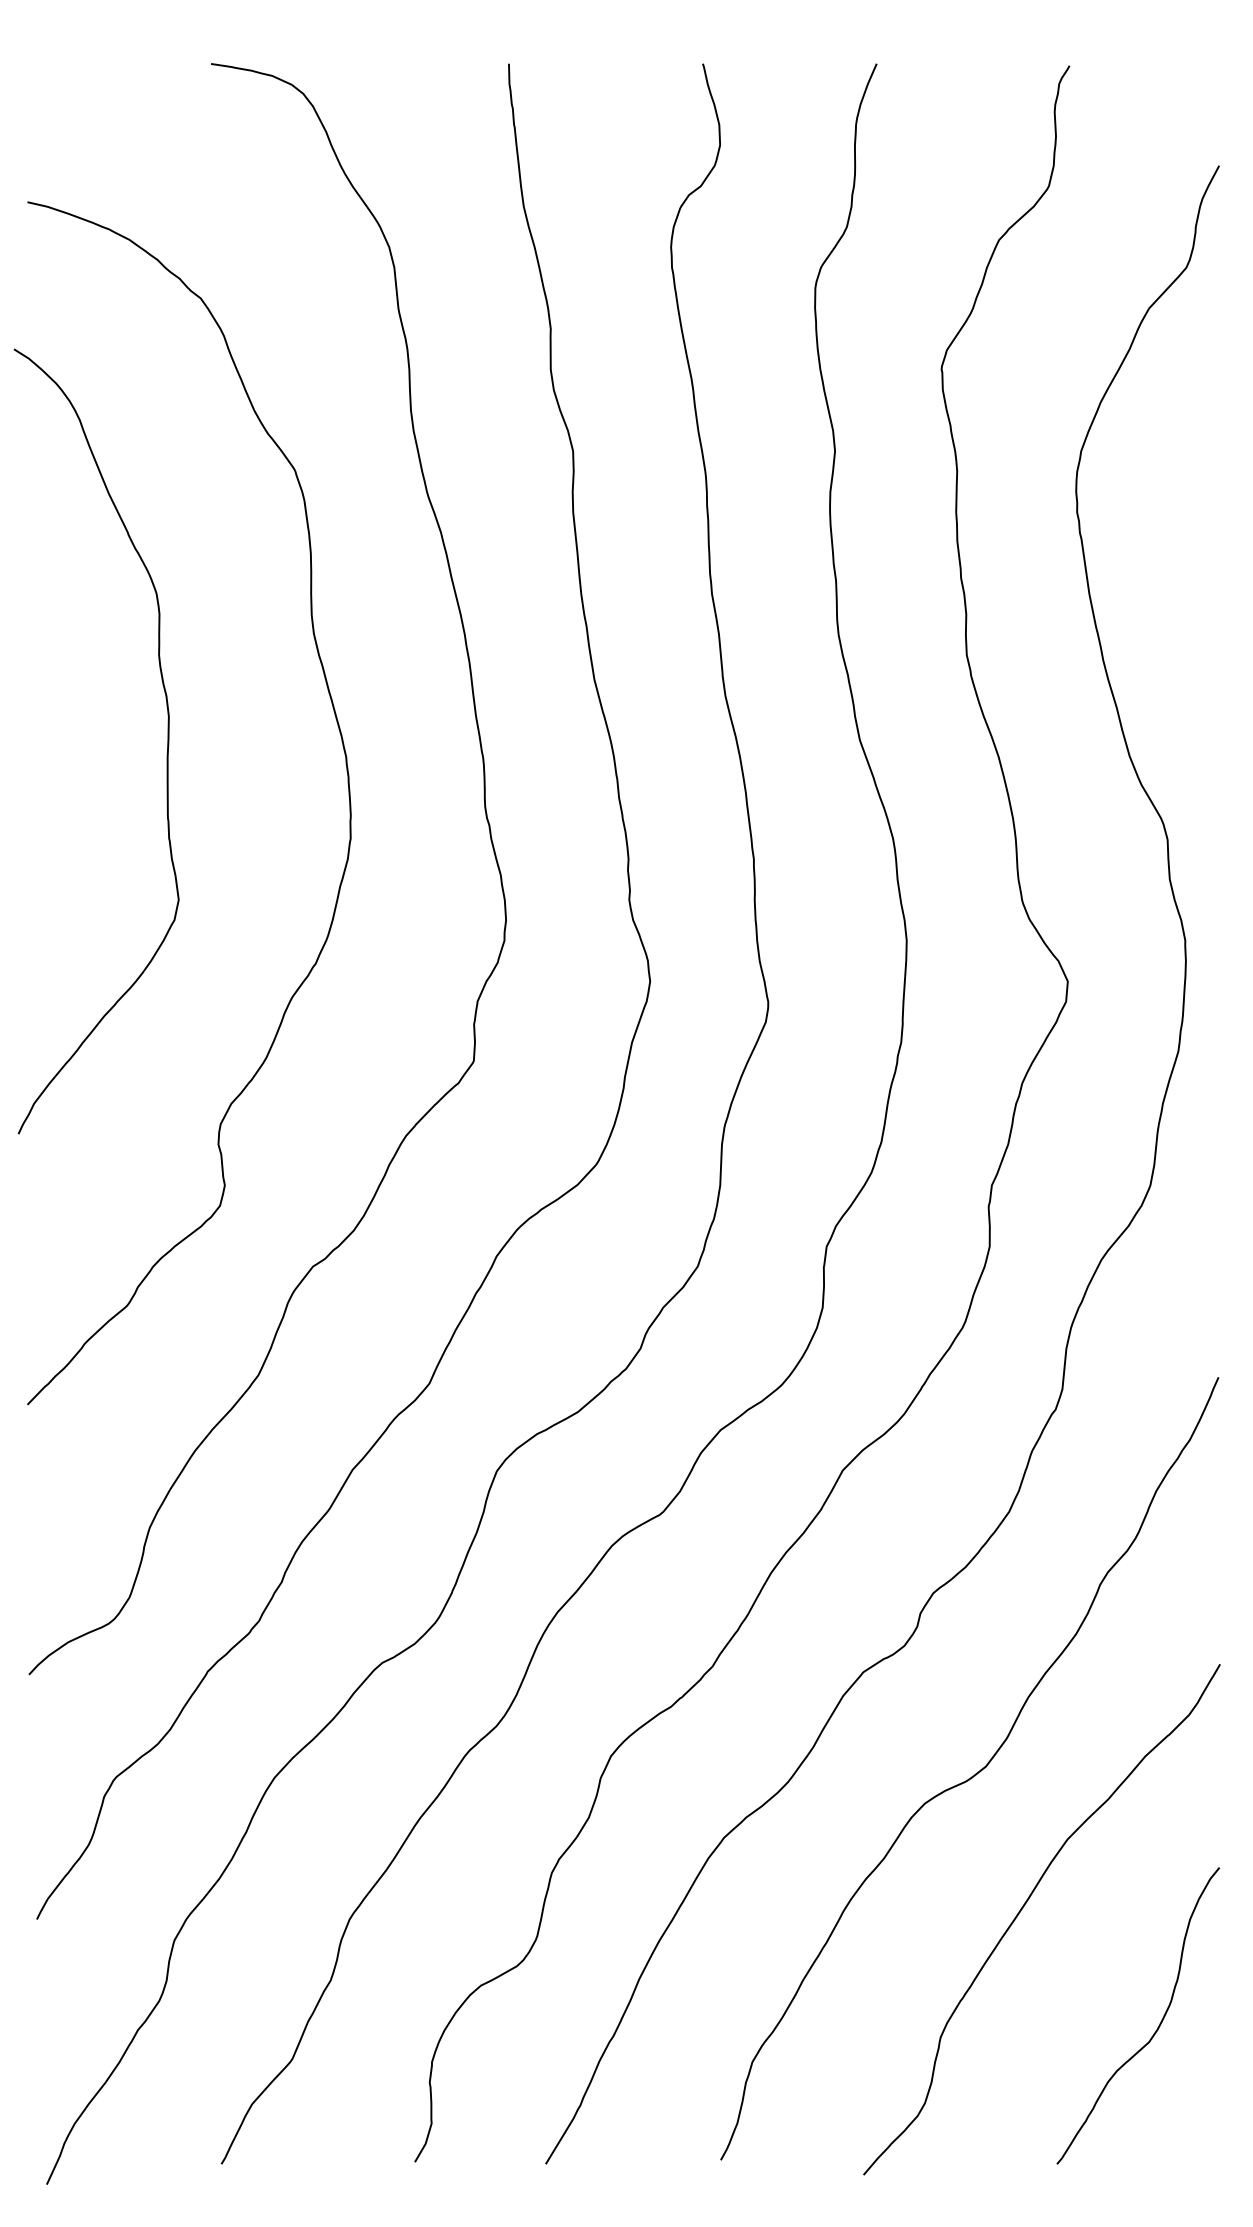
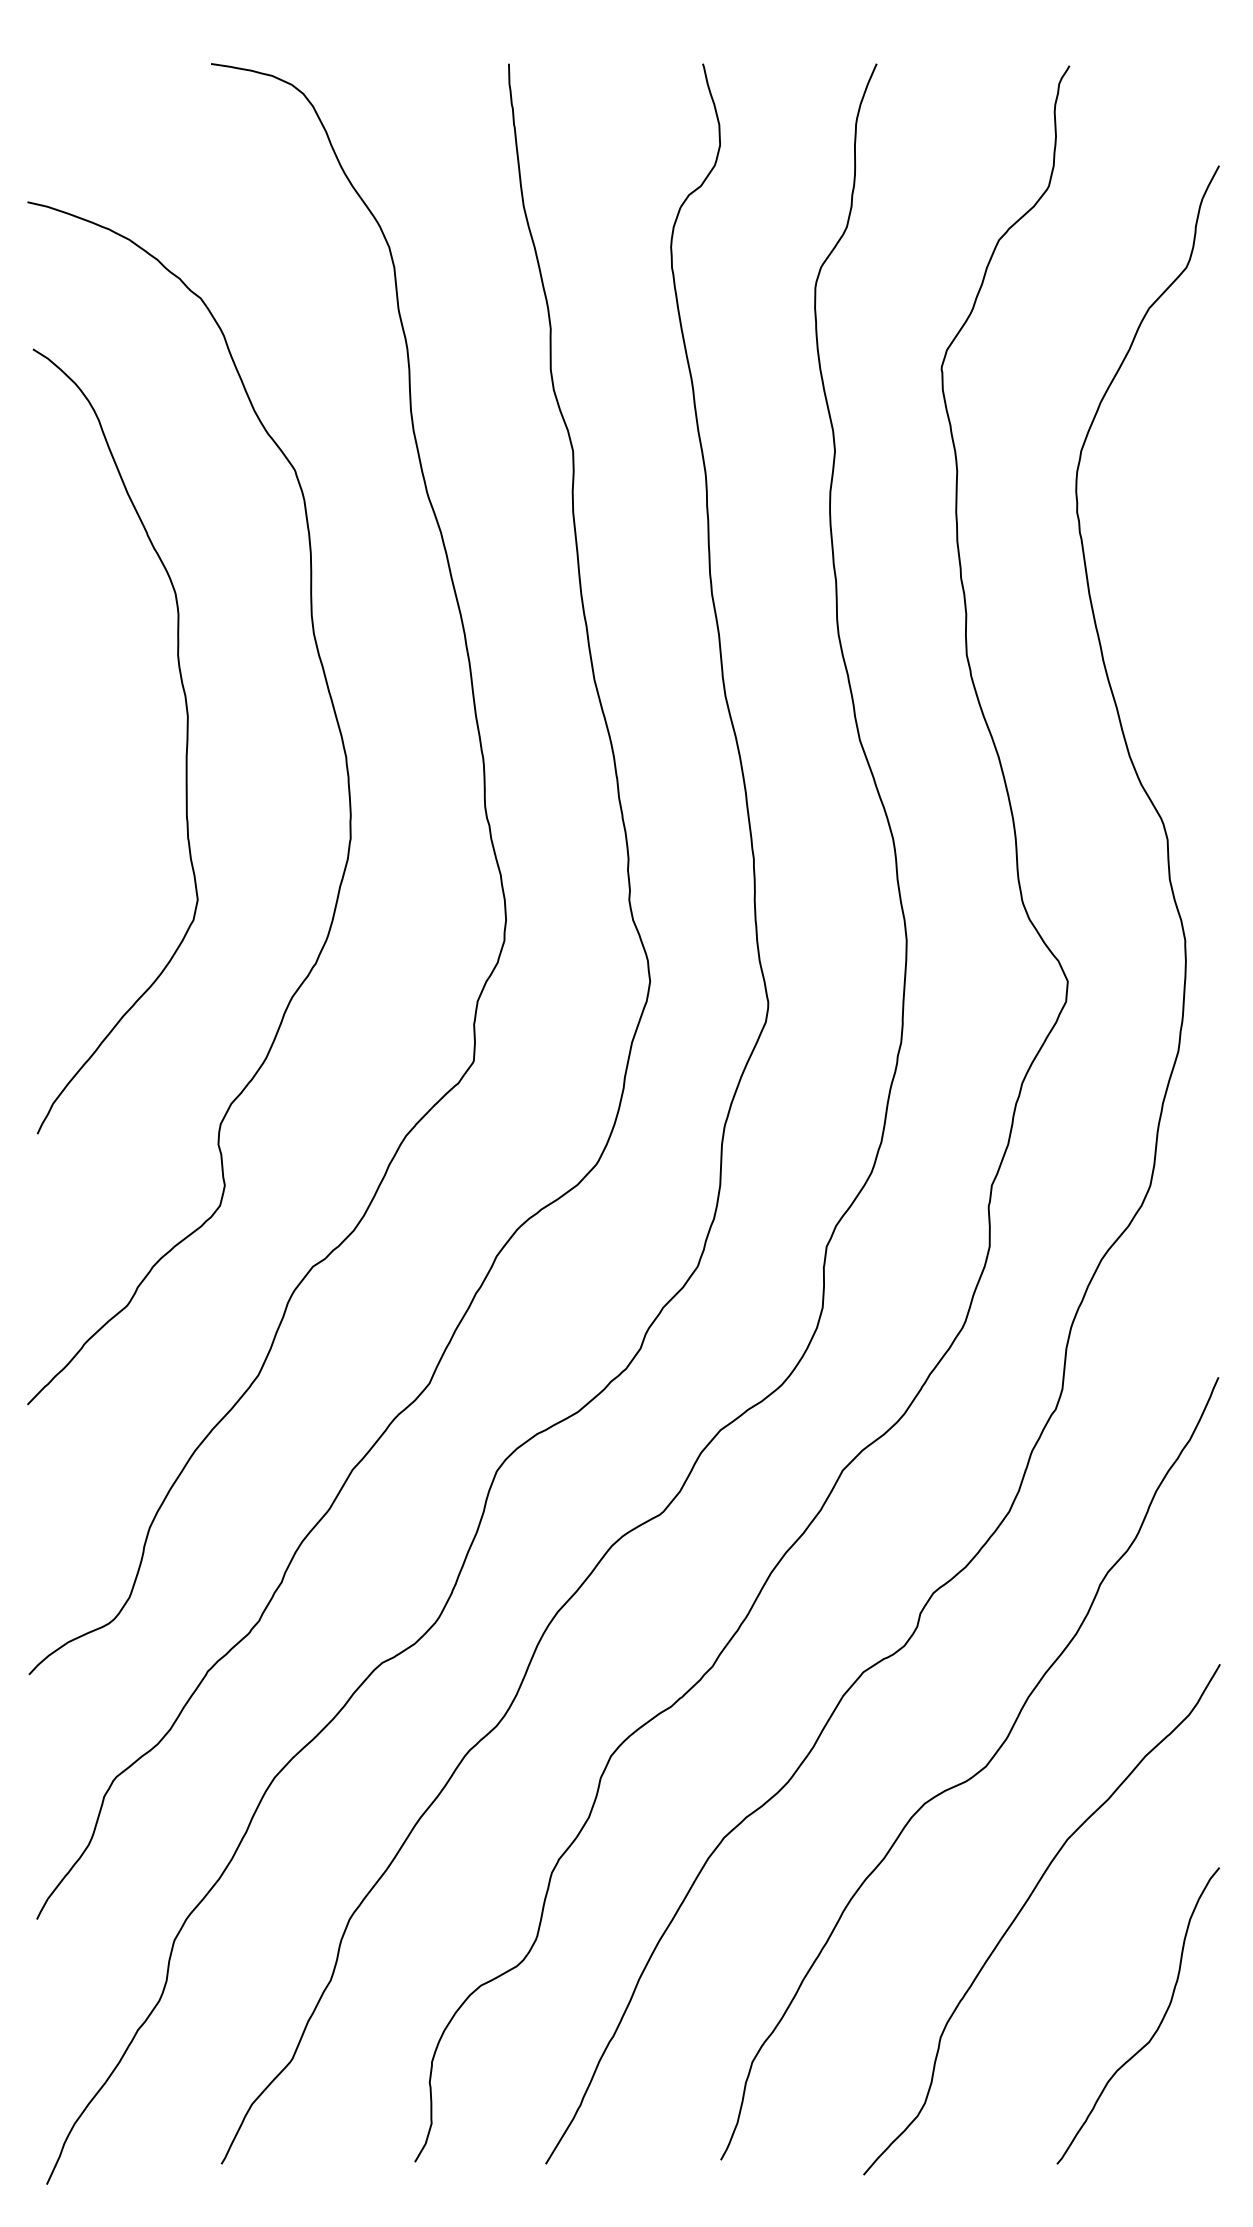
curve position: (167, 741) -> (186, 741) (186, 741)
